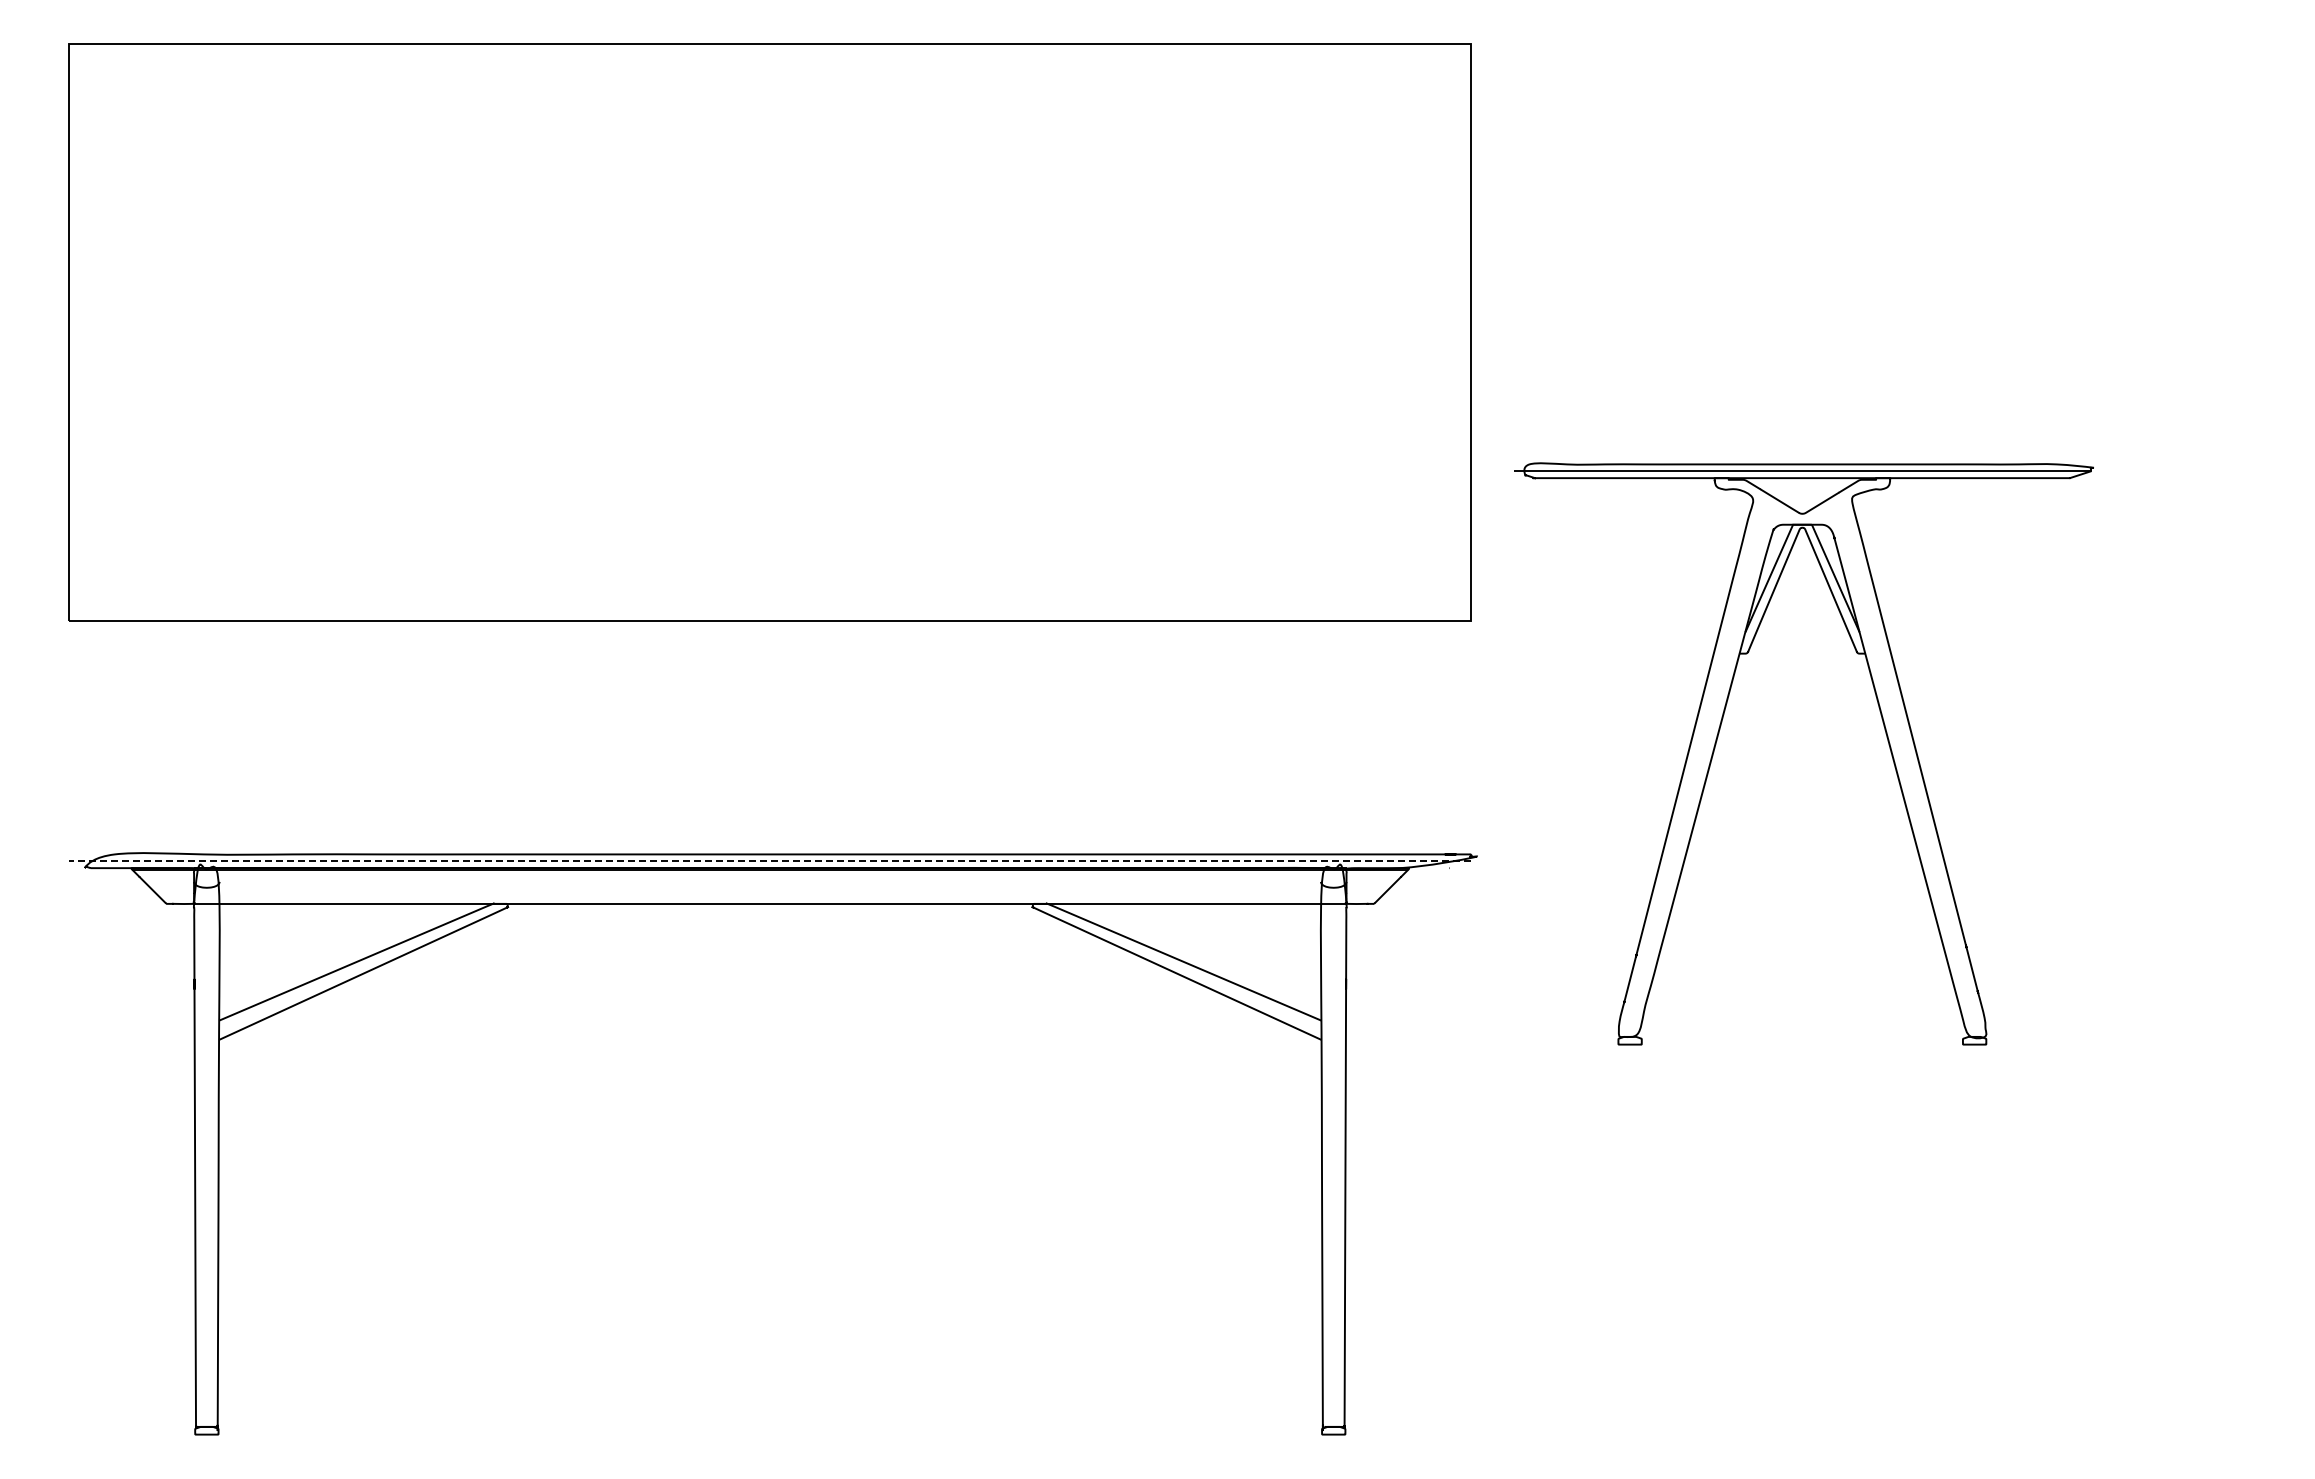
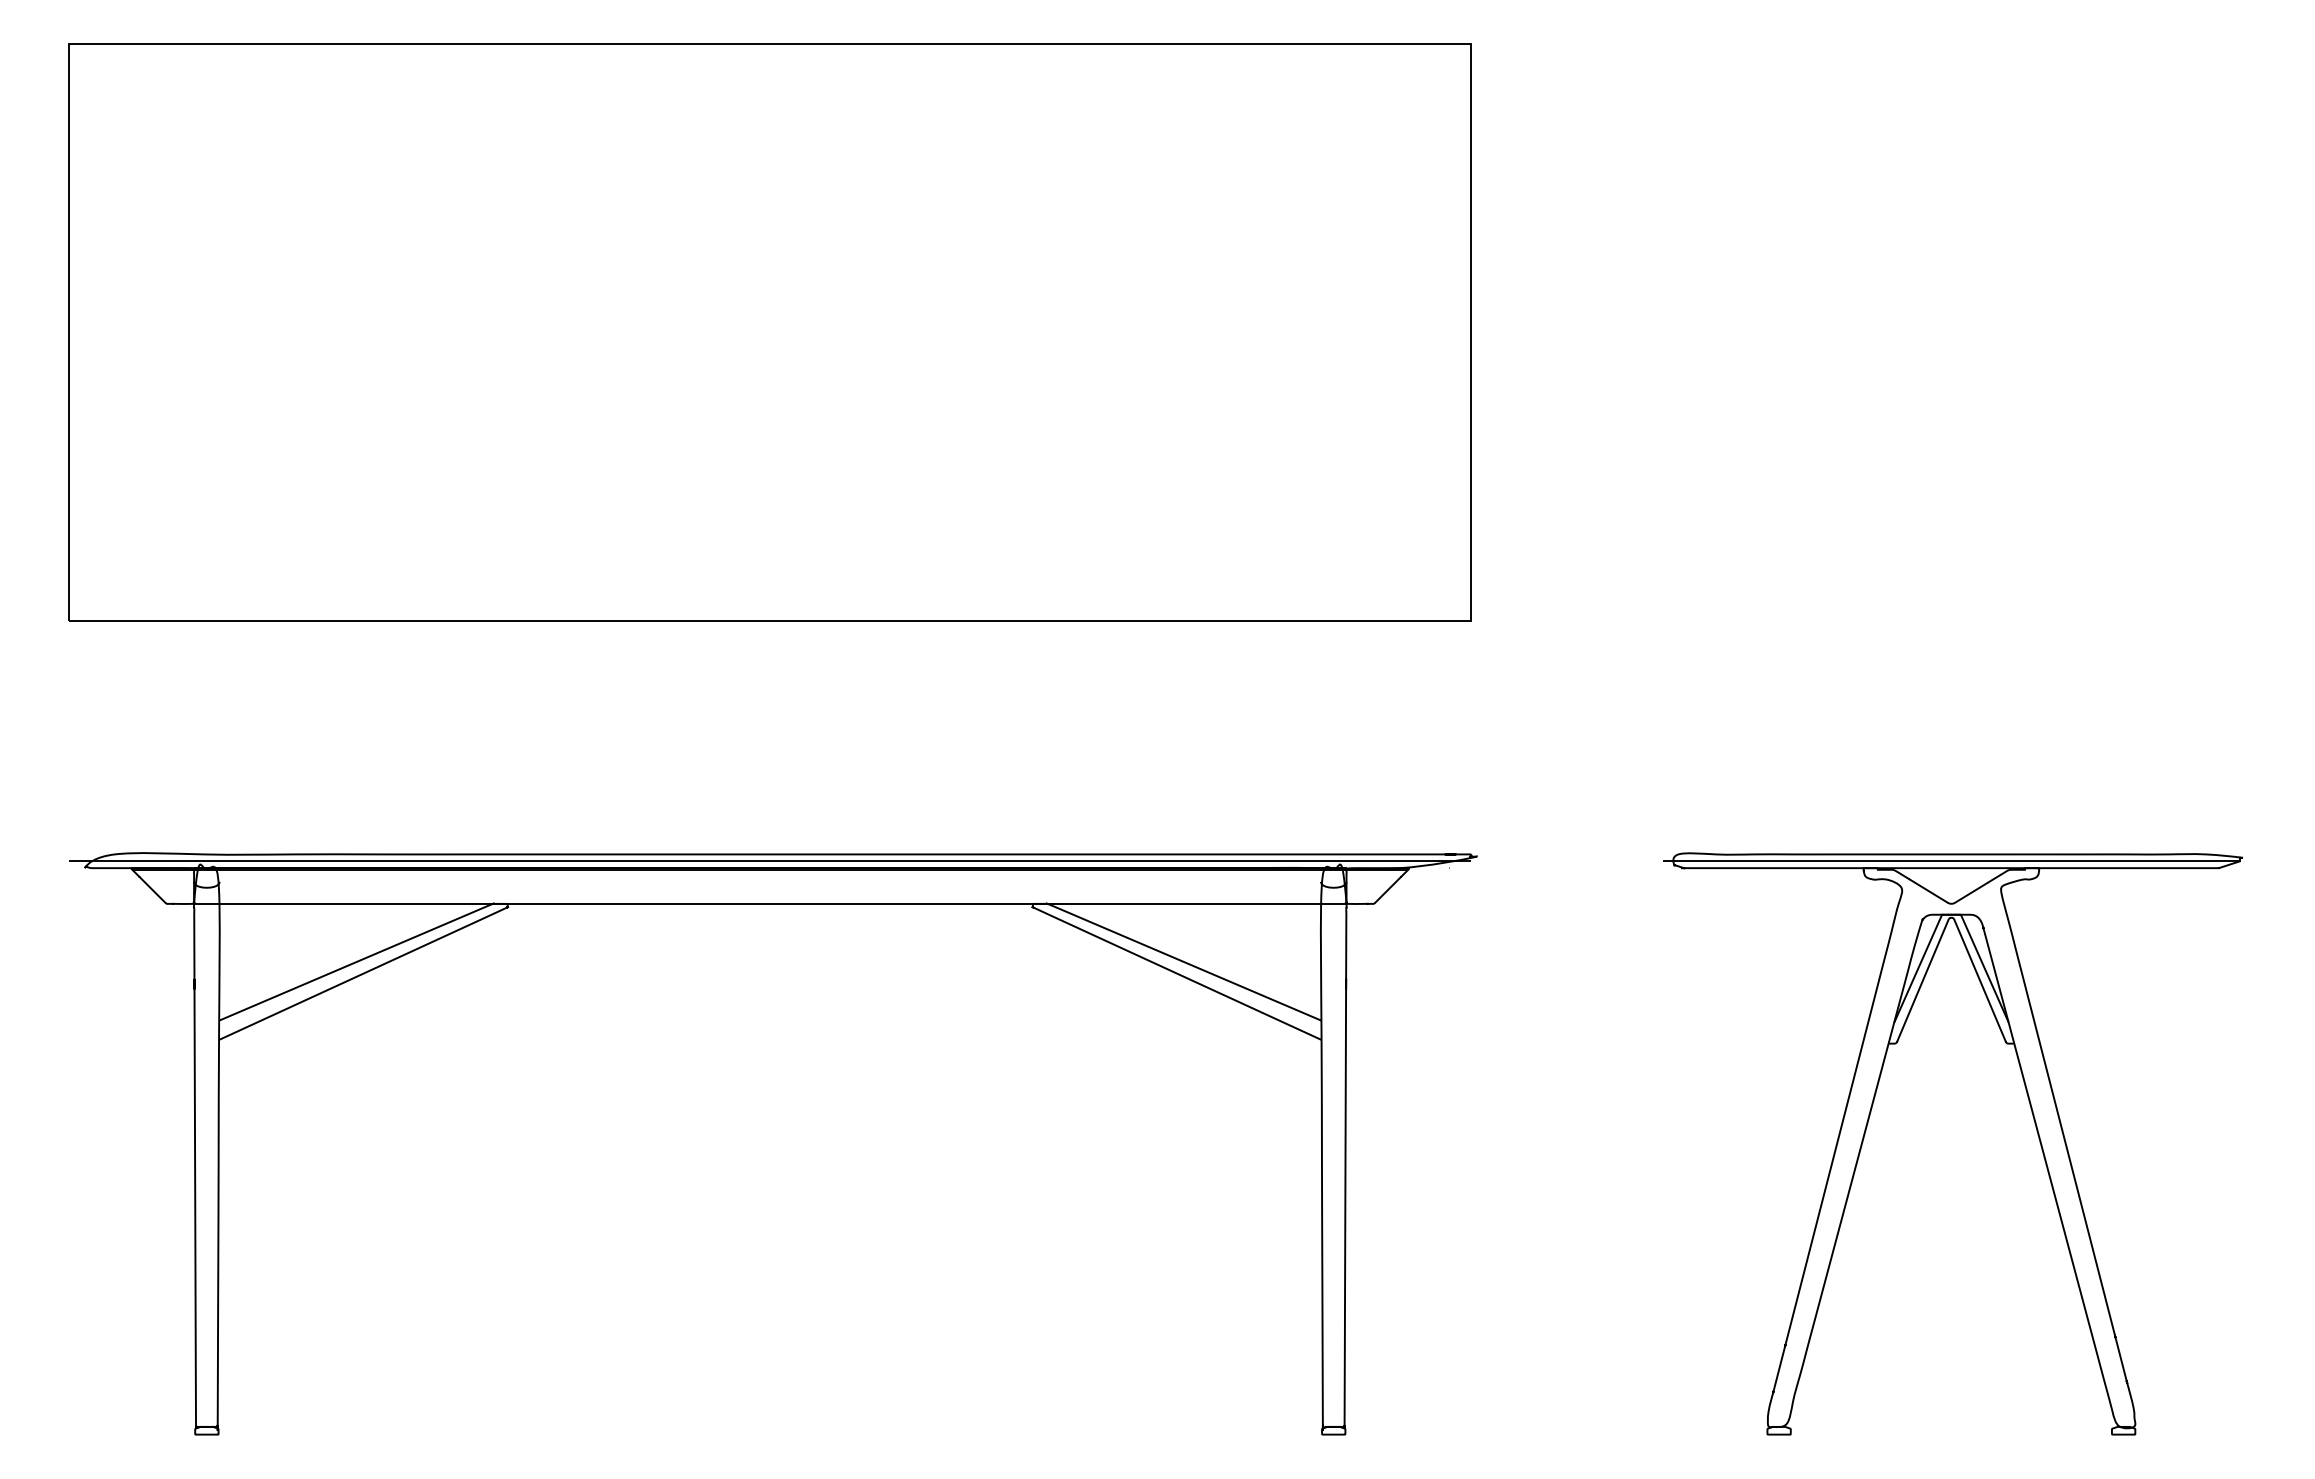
part position: (1884, 730) -> (2033, 1120) (2033, 1120)
line: dashed -> solid (770, 861)
